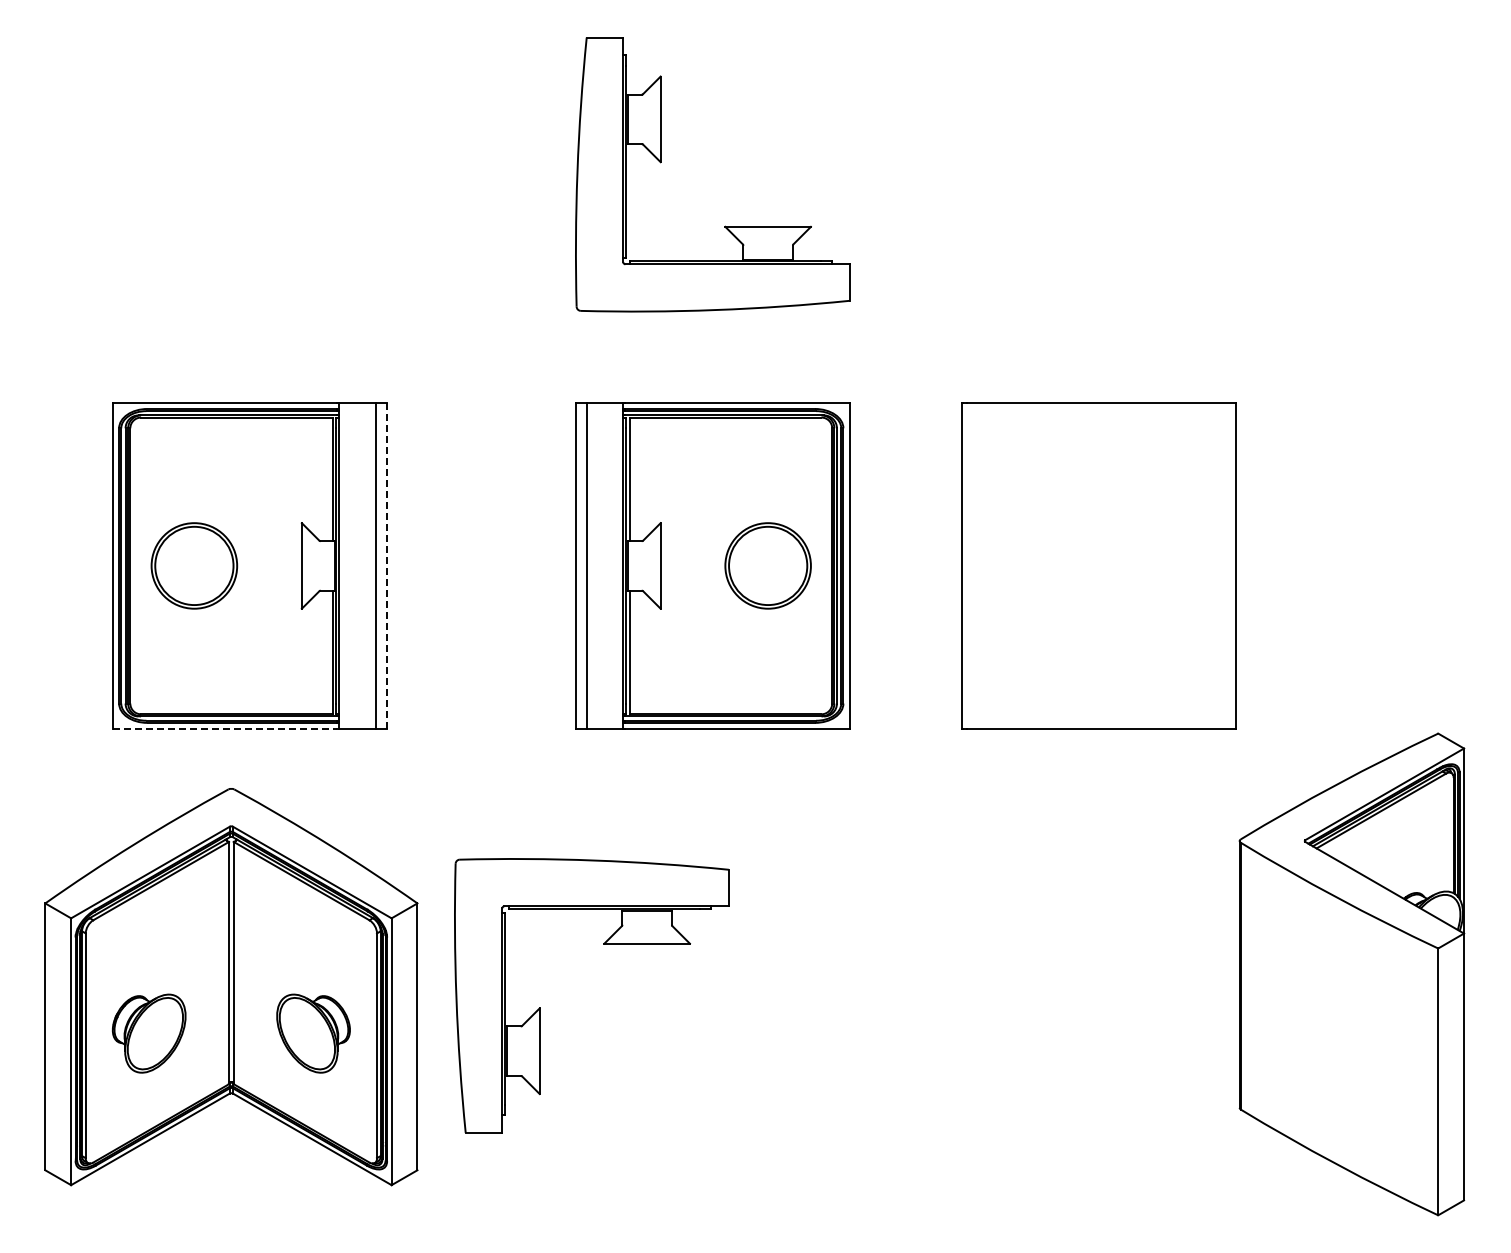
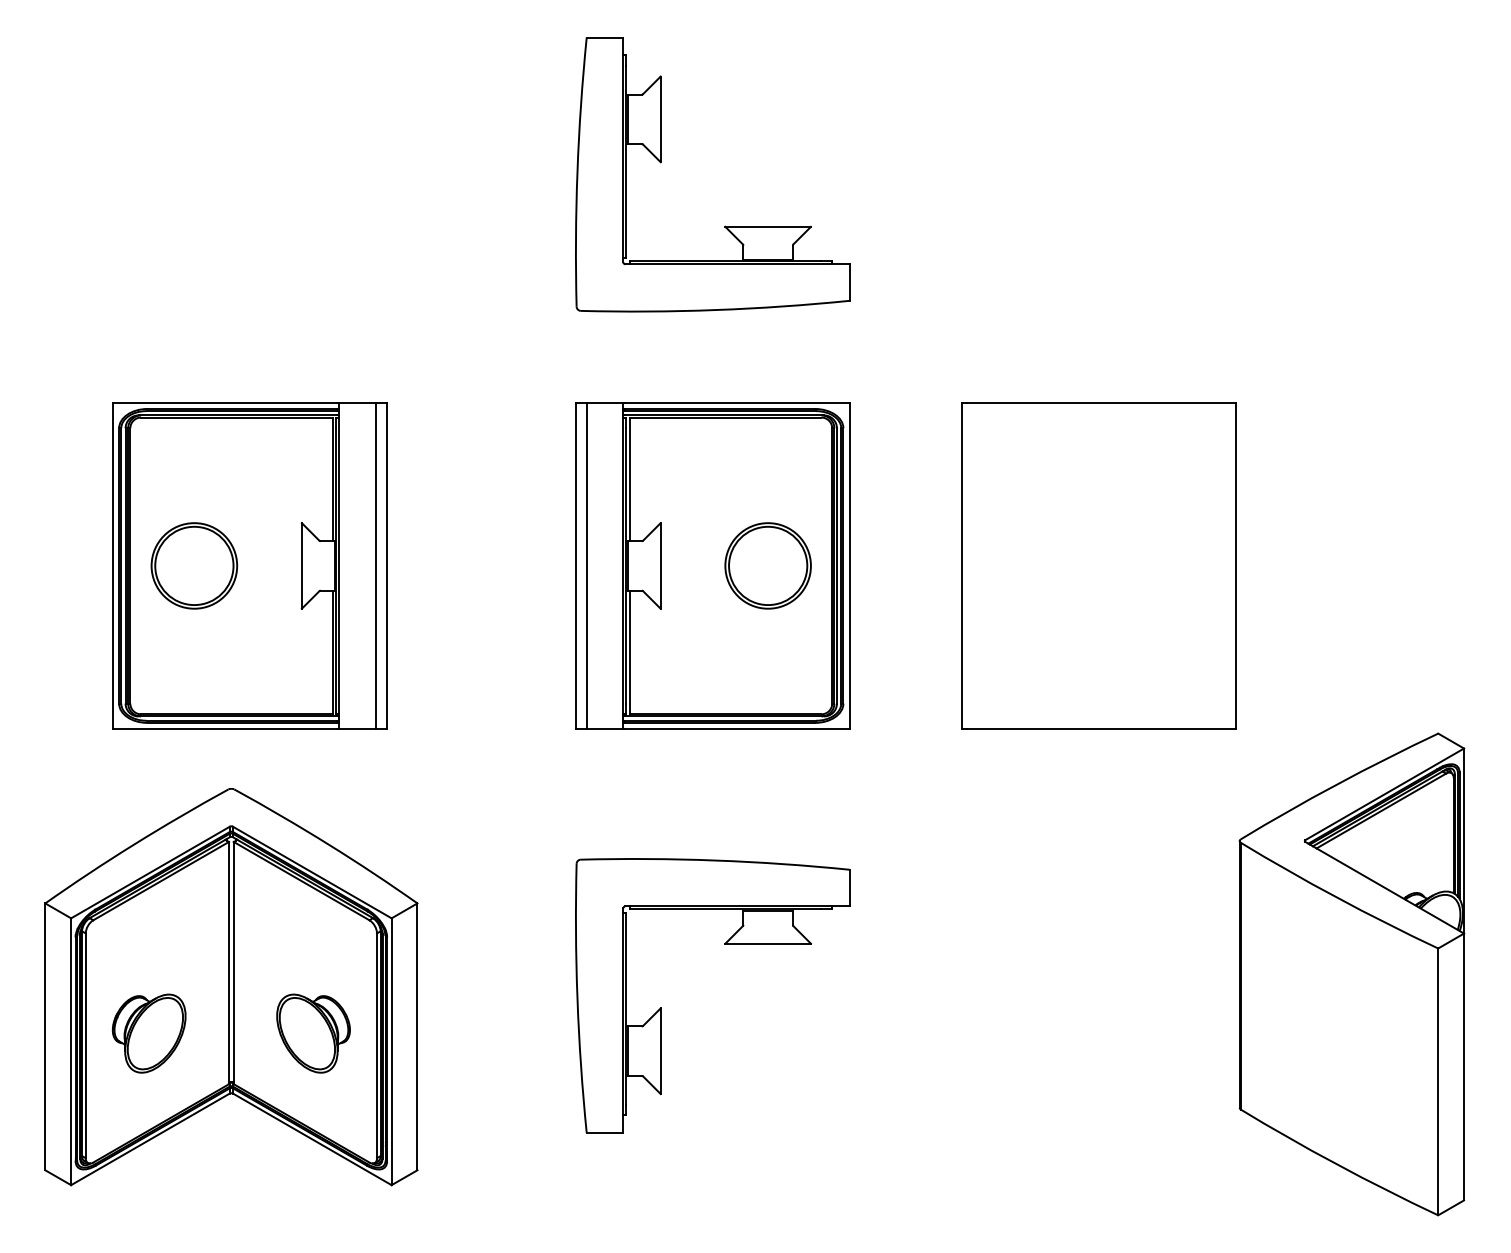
line: dashed -> solid (386, 566)
line: dashed -> solid (225, 729)
part position: (603, 944) -> (724, 944) (724, 944)
